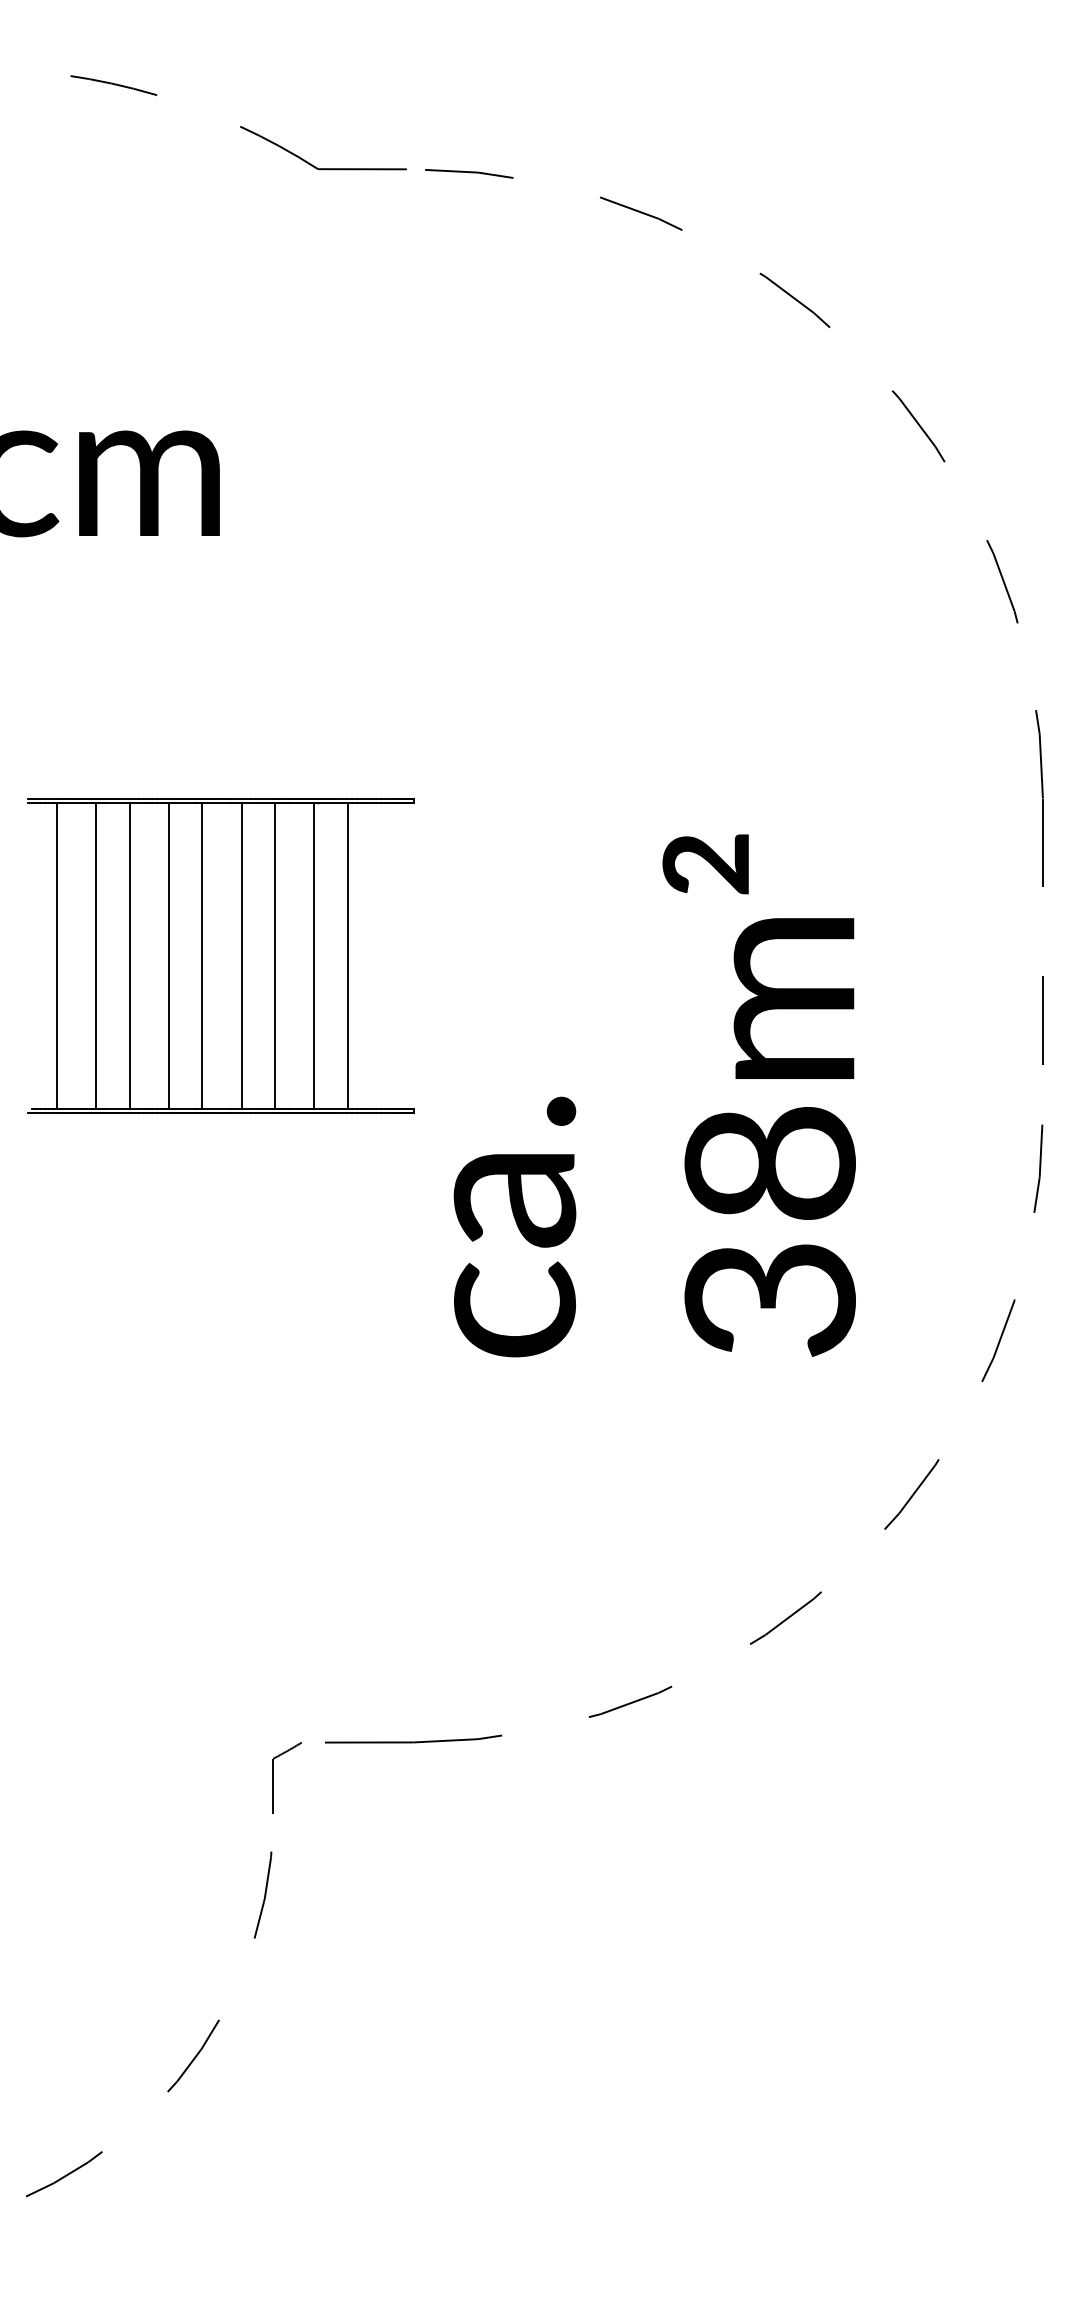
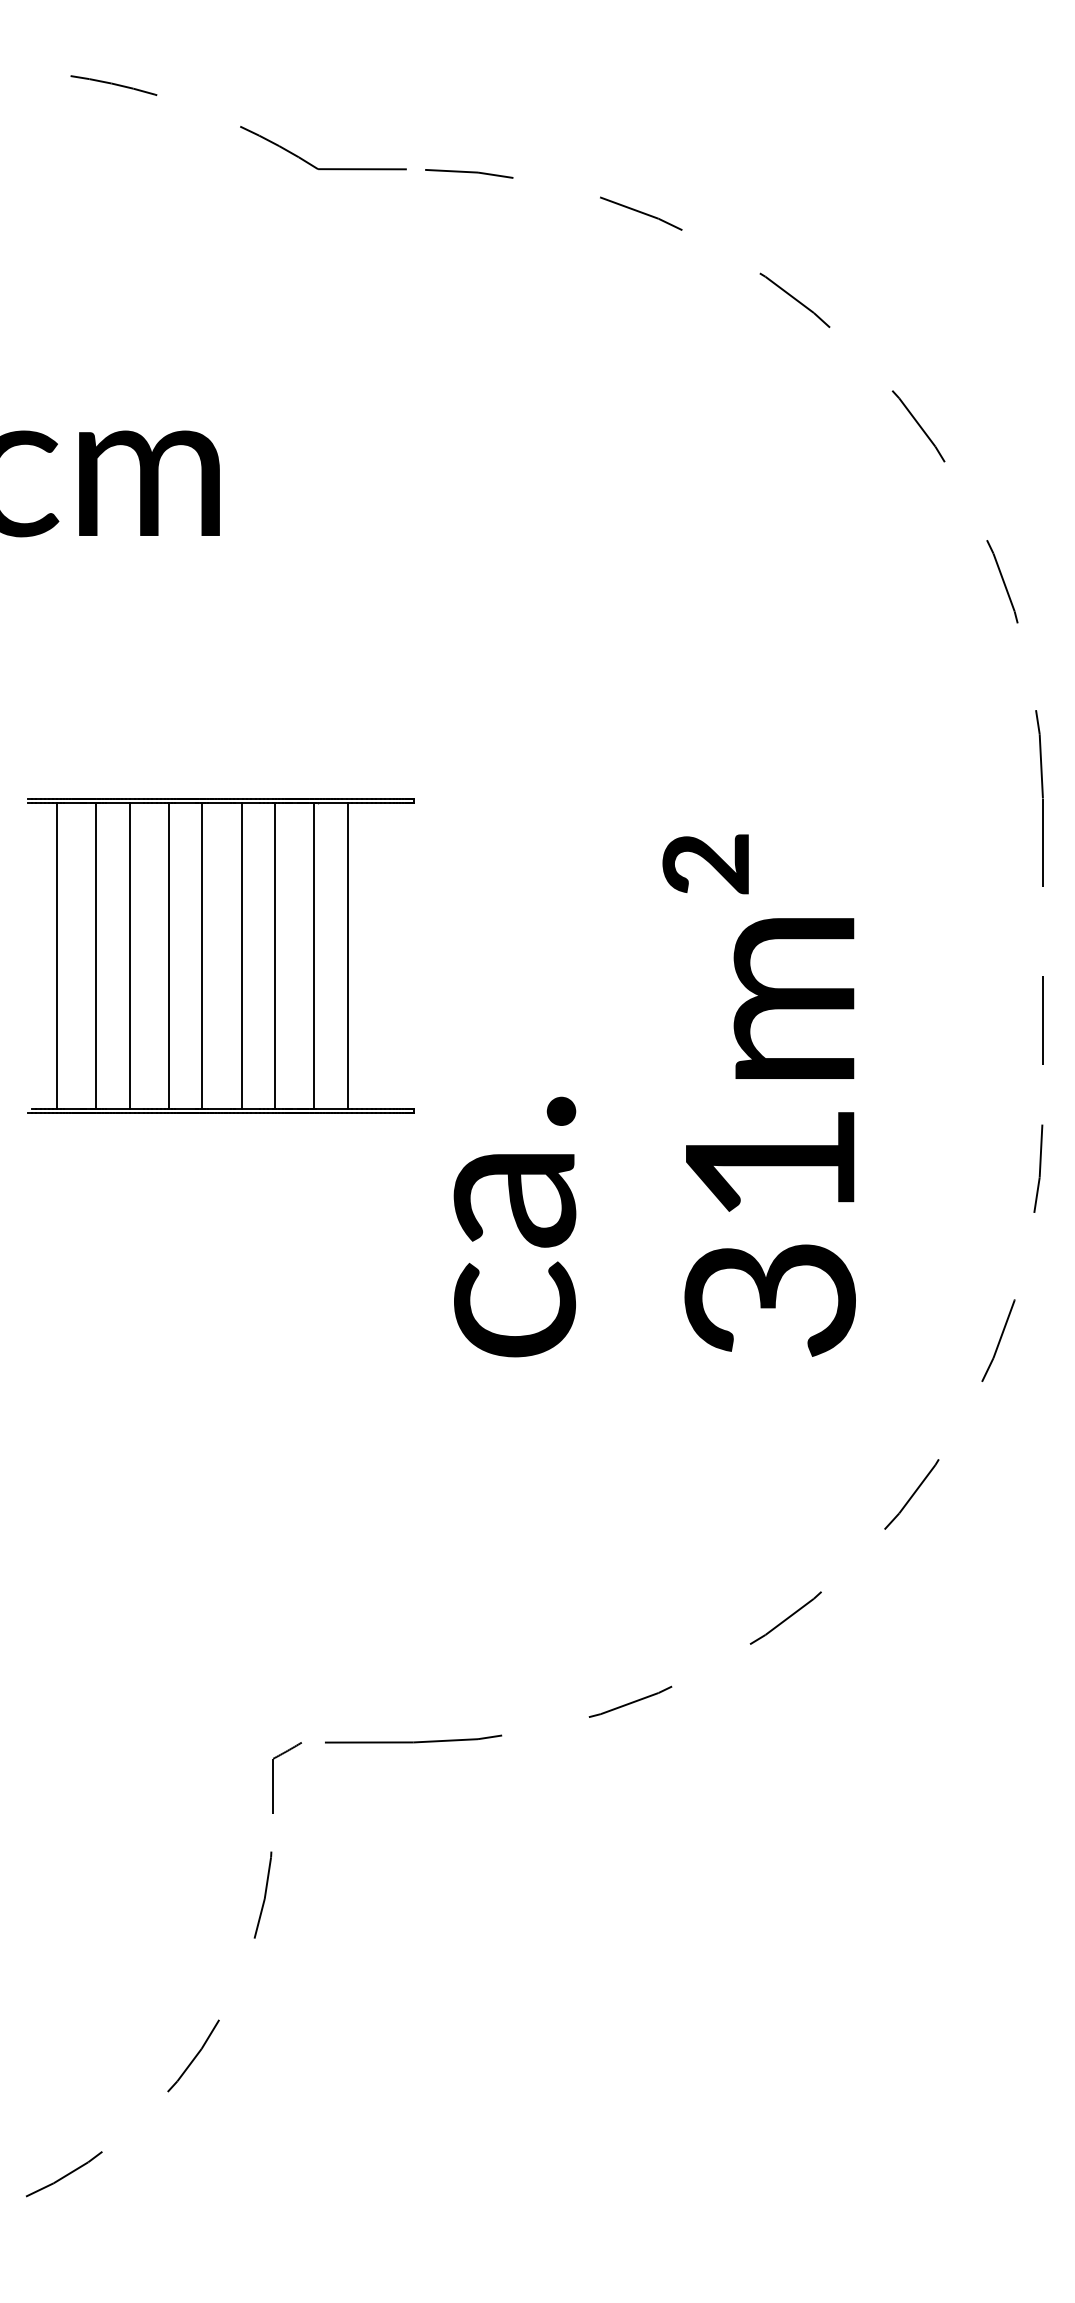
text: 38m² -> 31m² (769, 1163)
